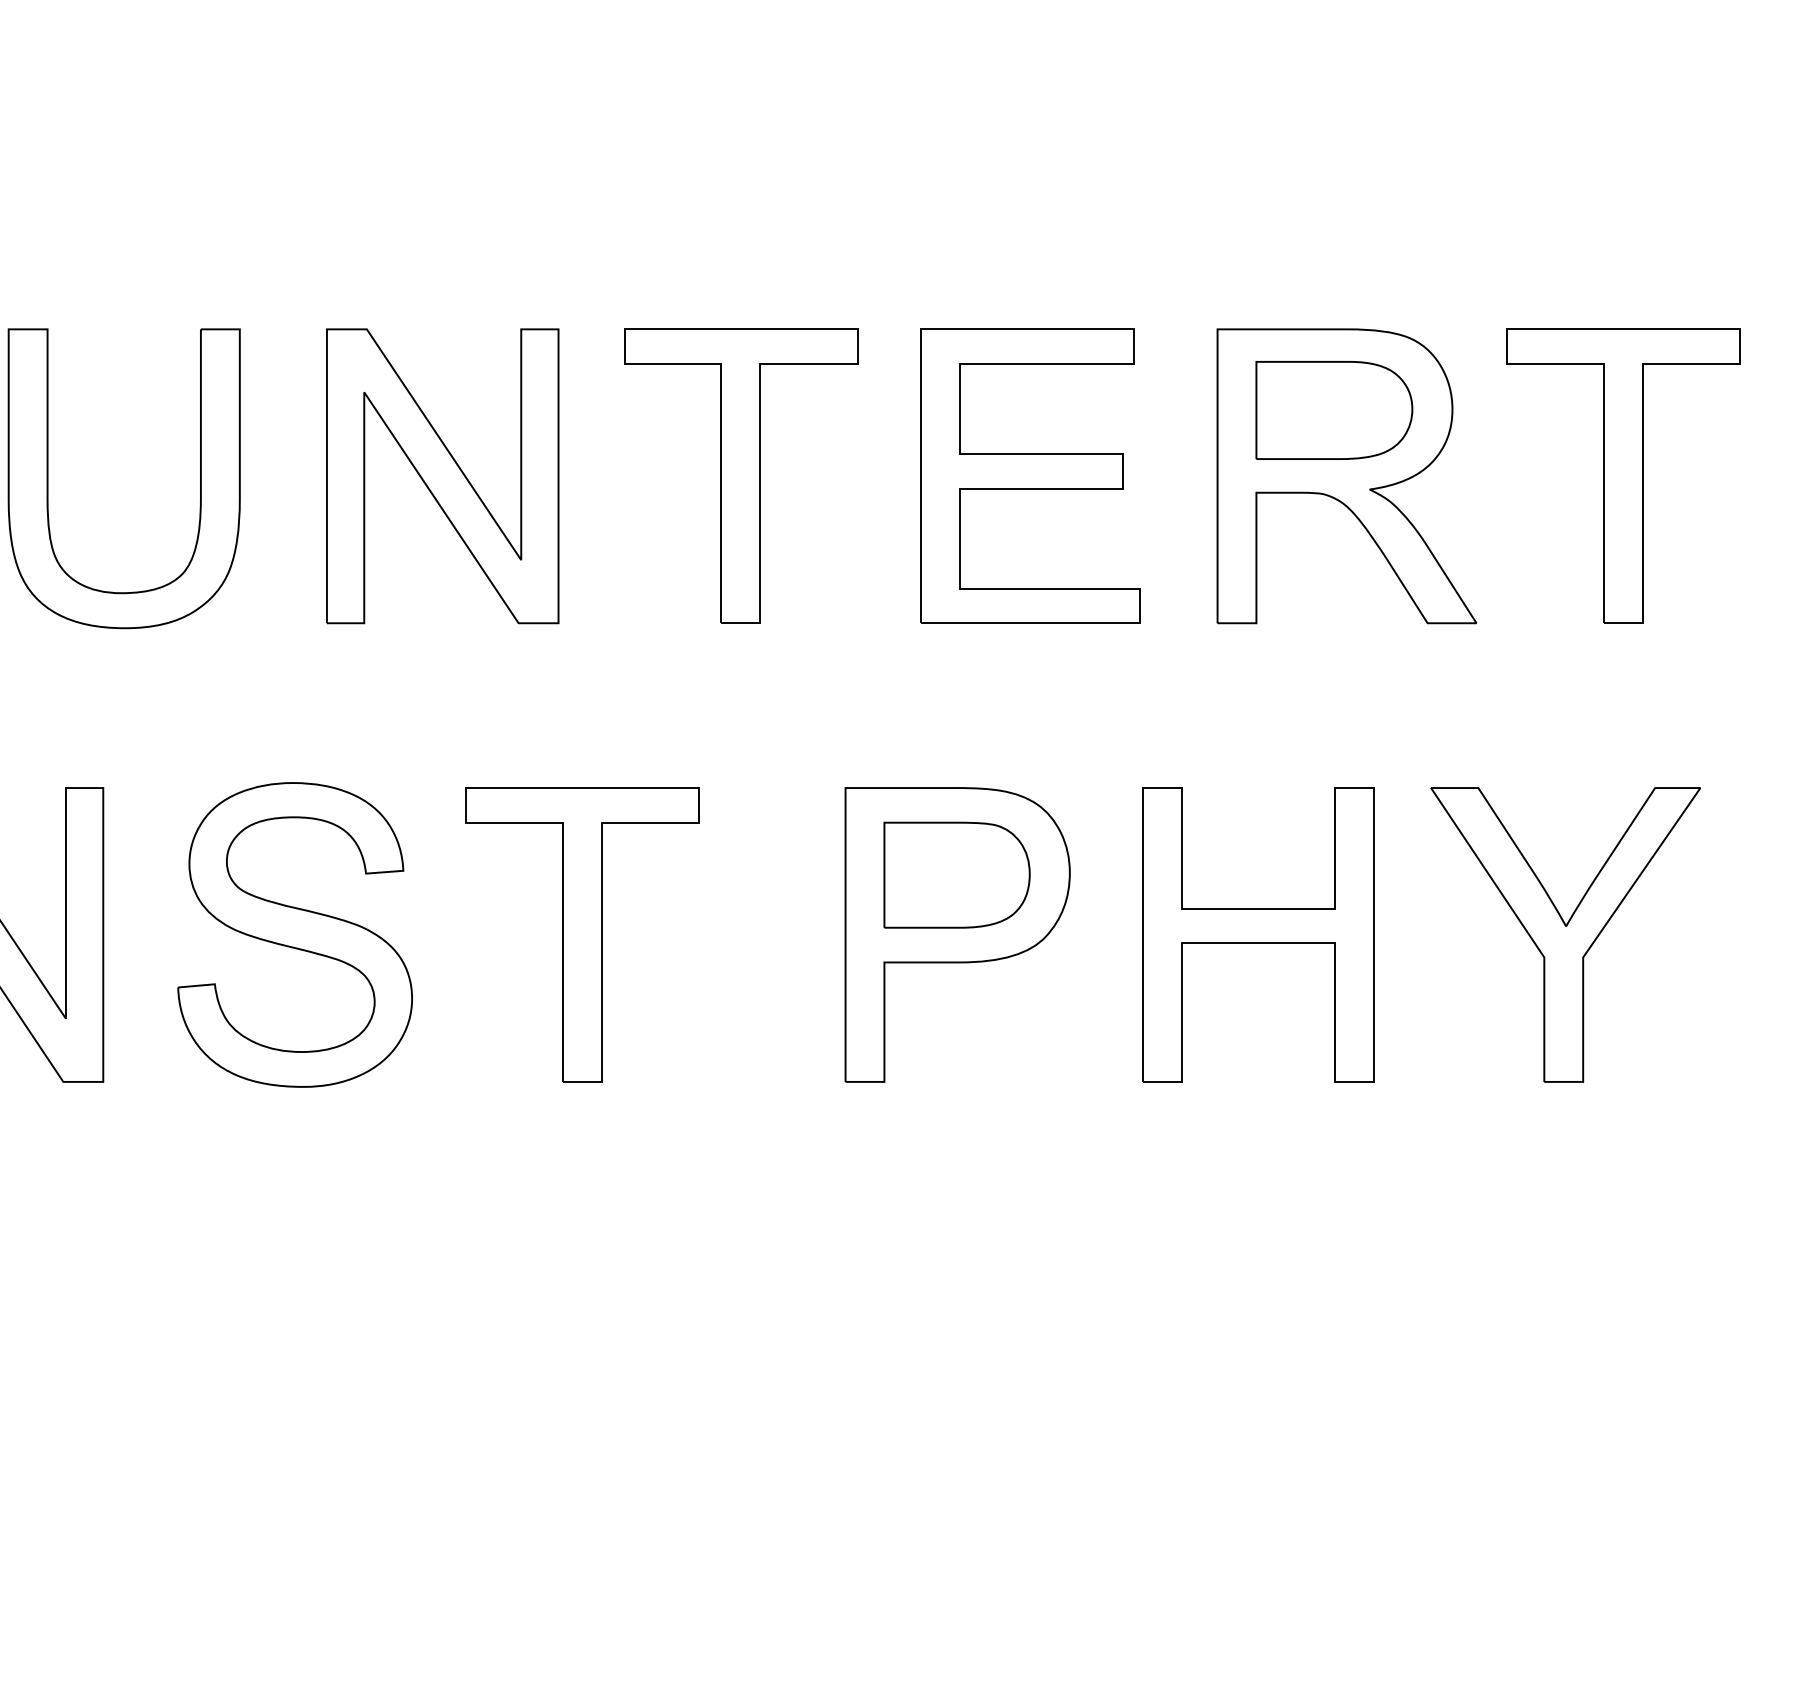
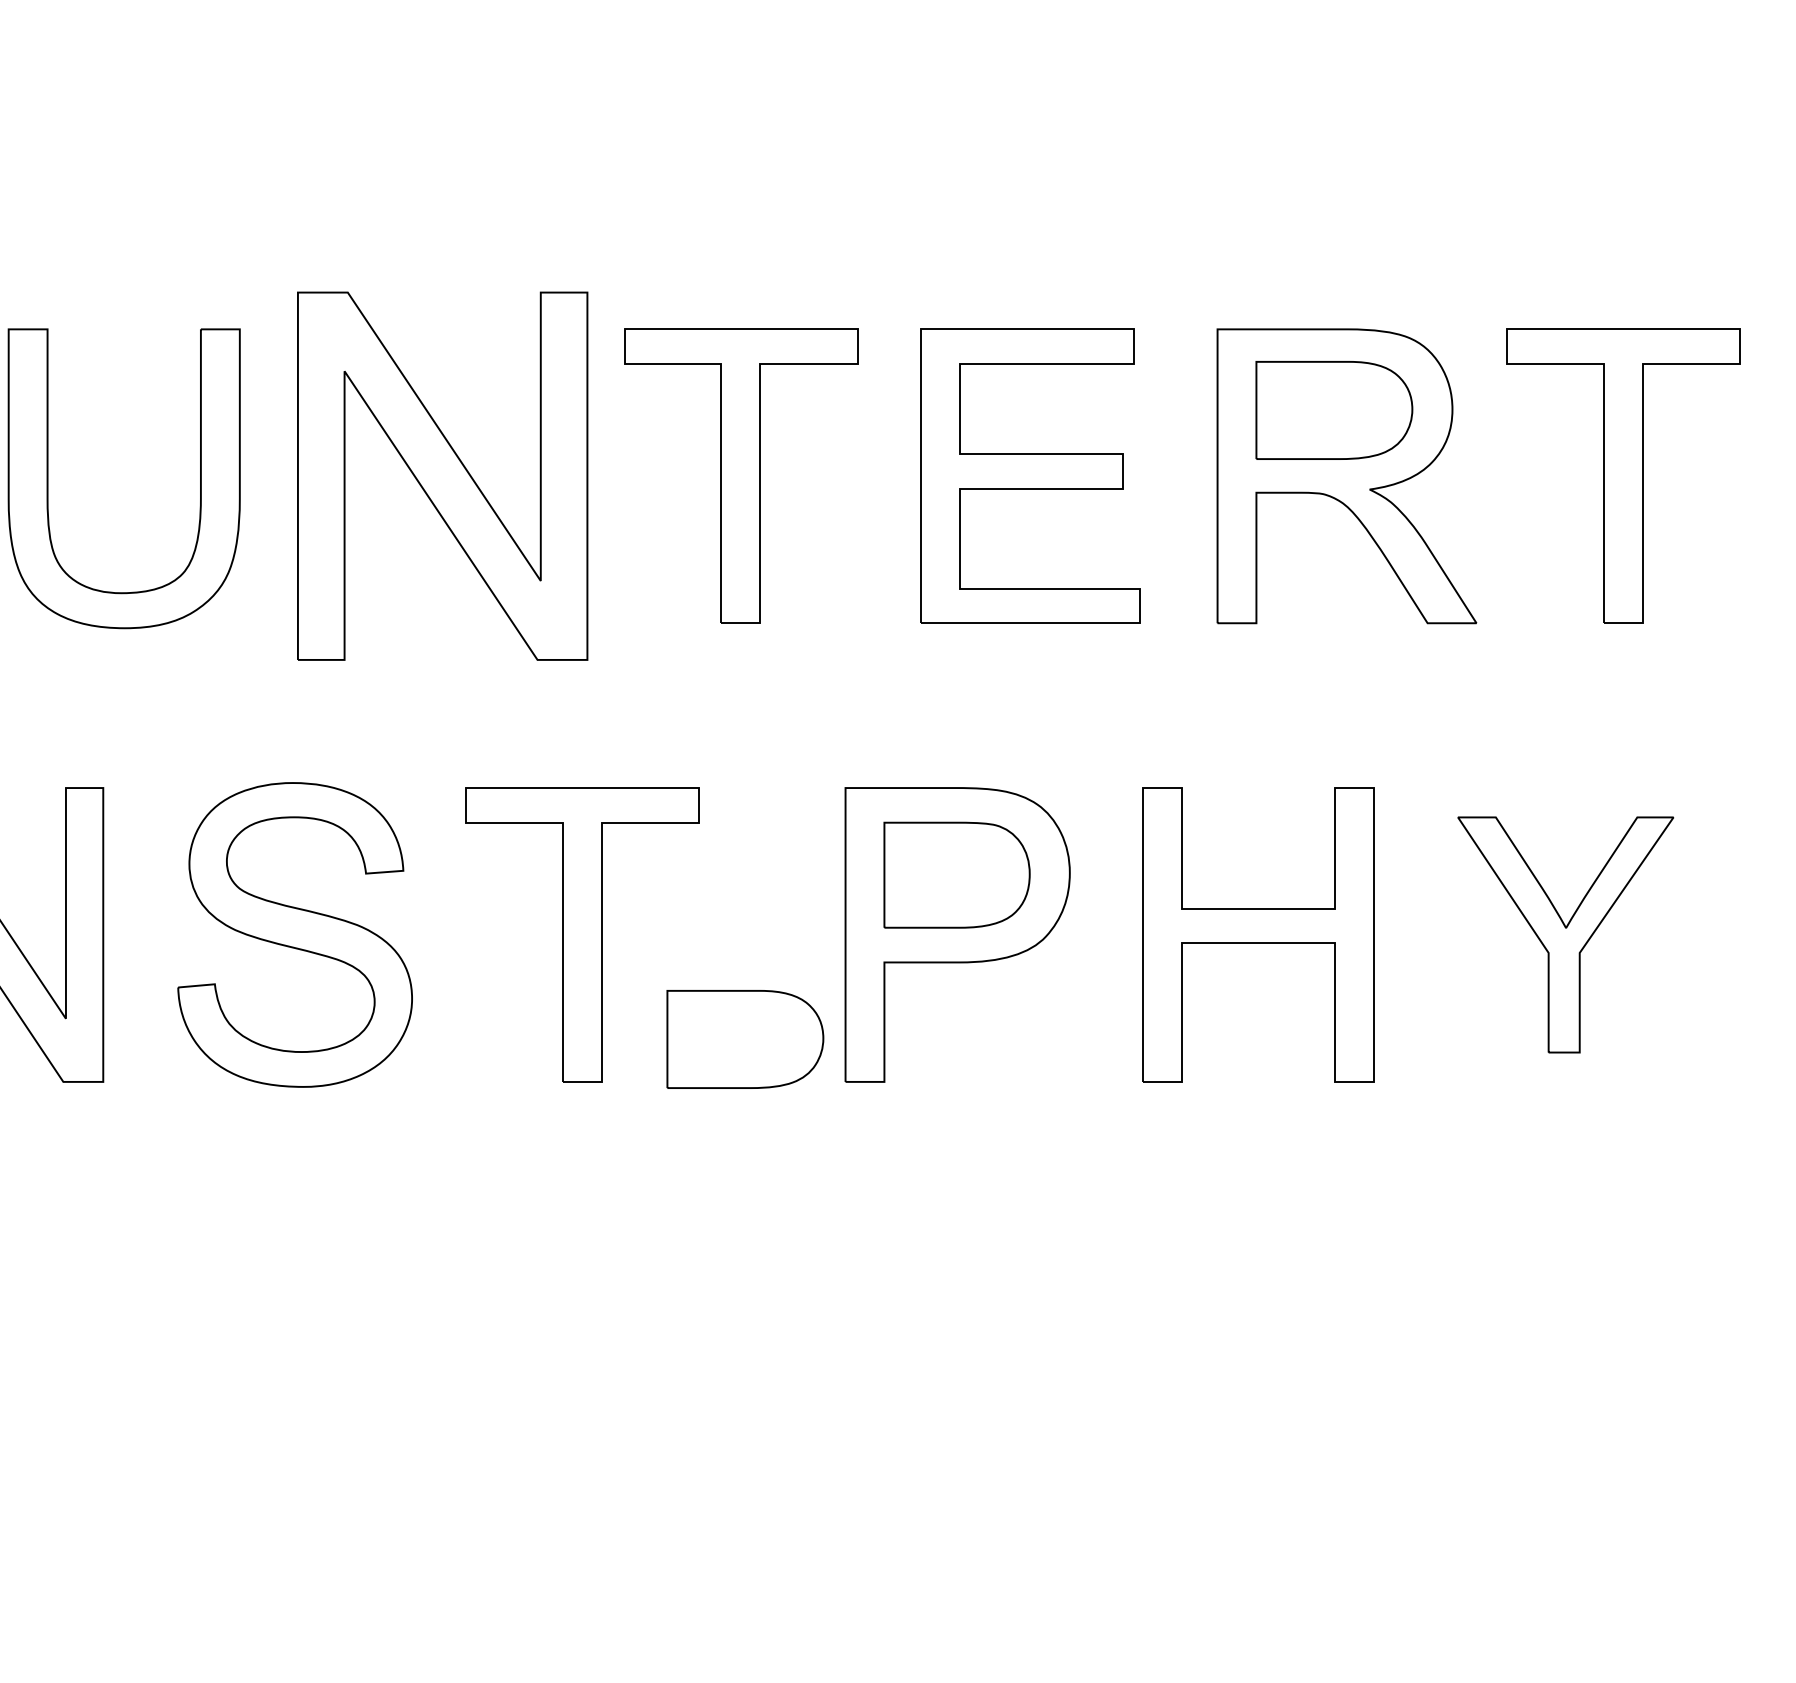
part size: 234x297 px -> 292x370 px (442, 475)
part size: 272x296 px -> 218x238 px (1565, 934)
part: none -> present (745, 1039)
